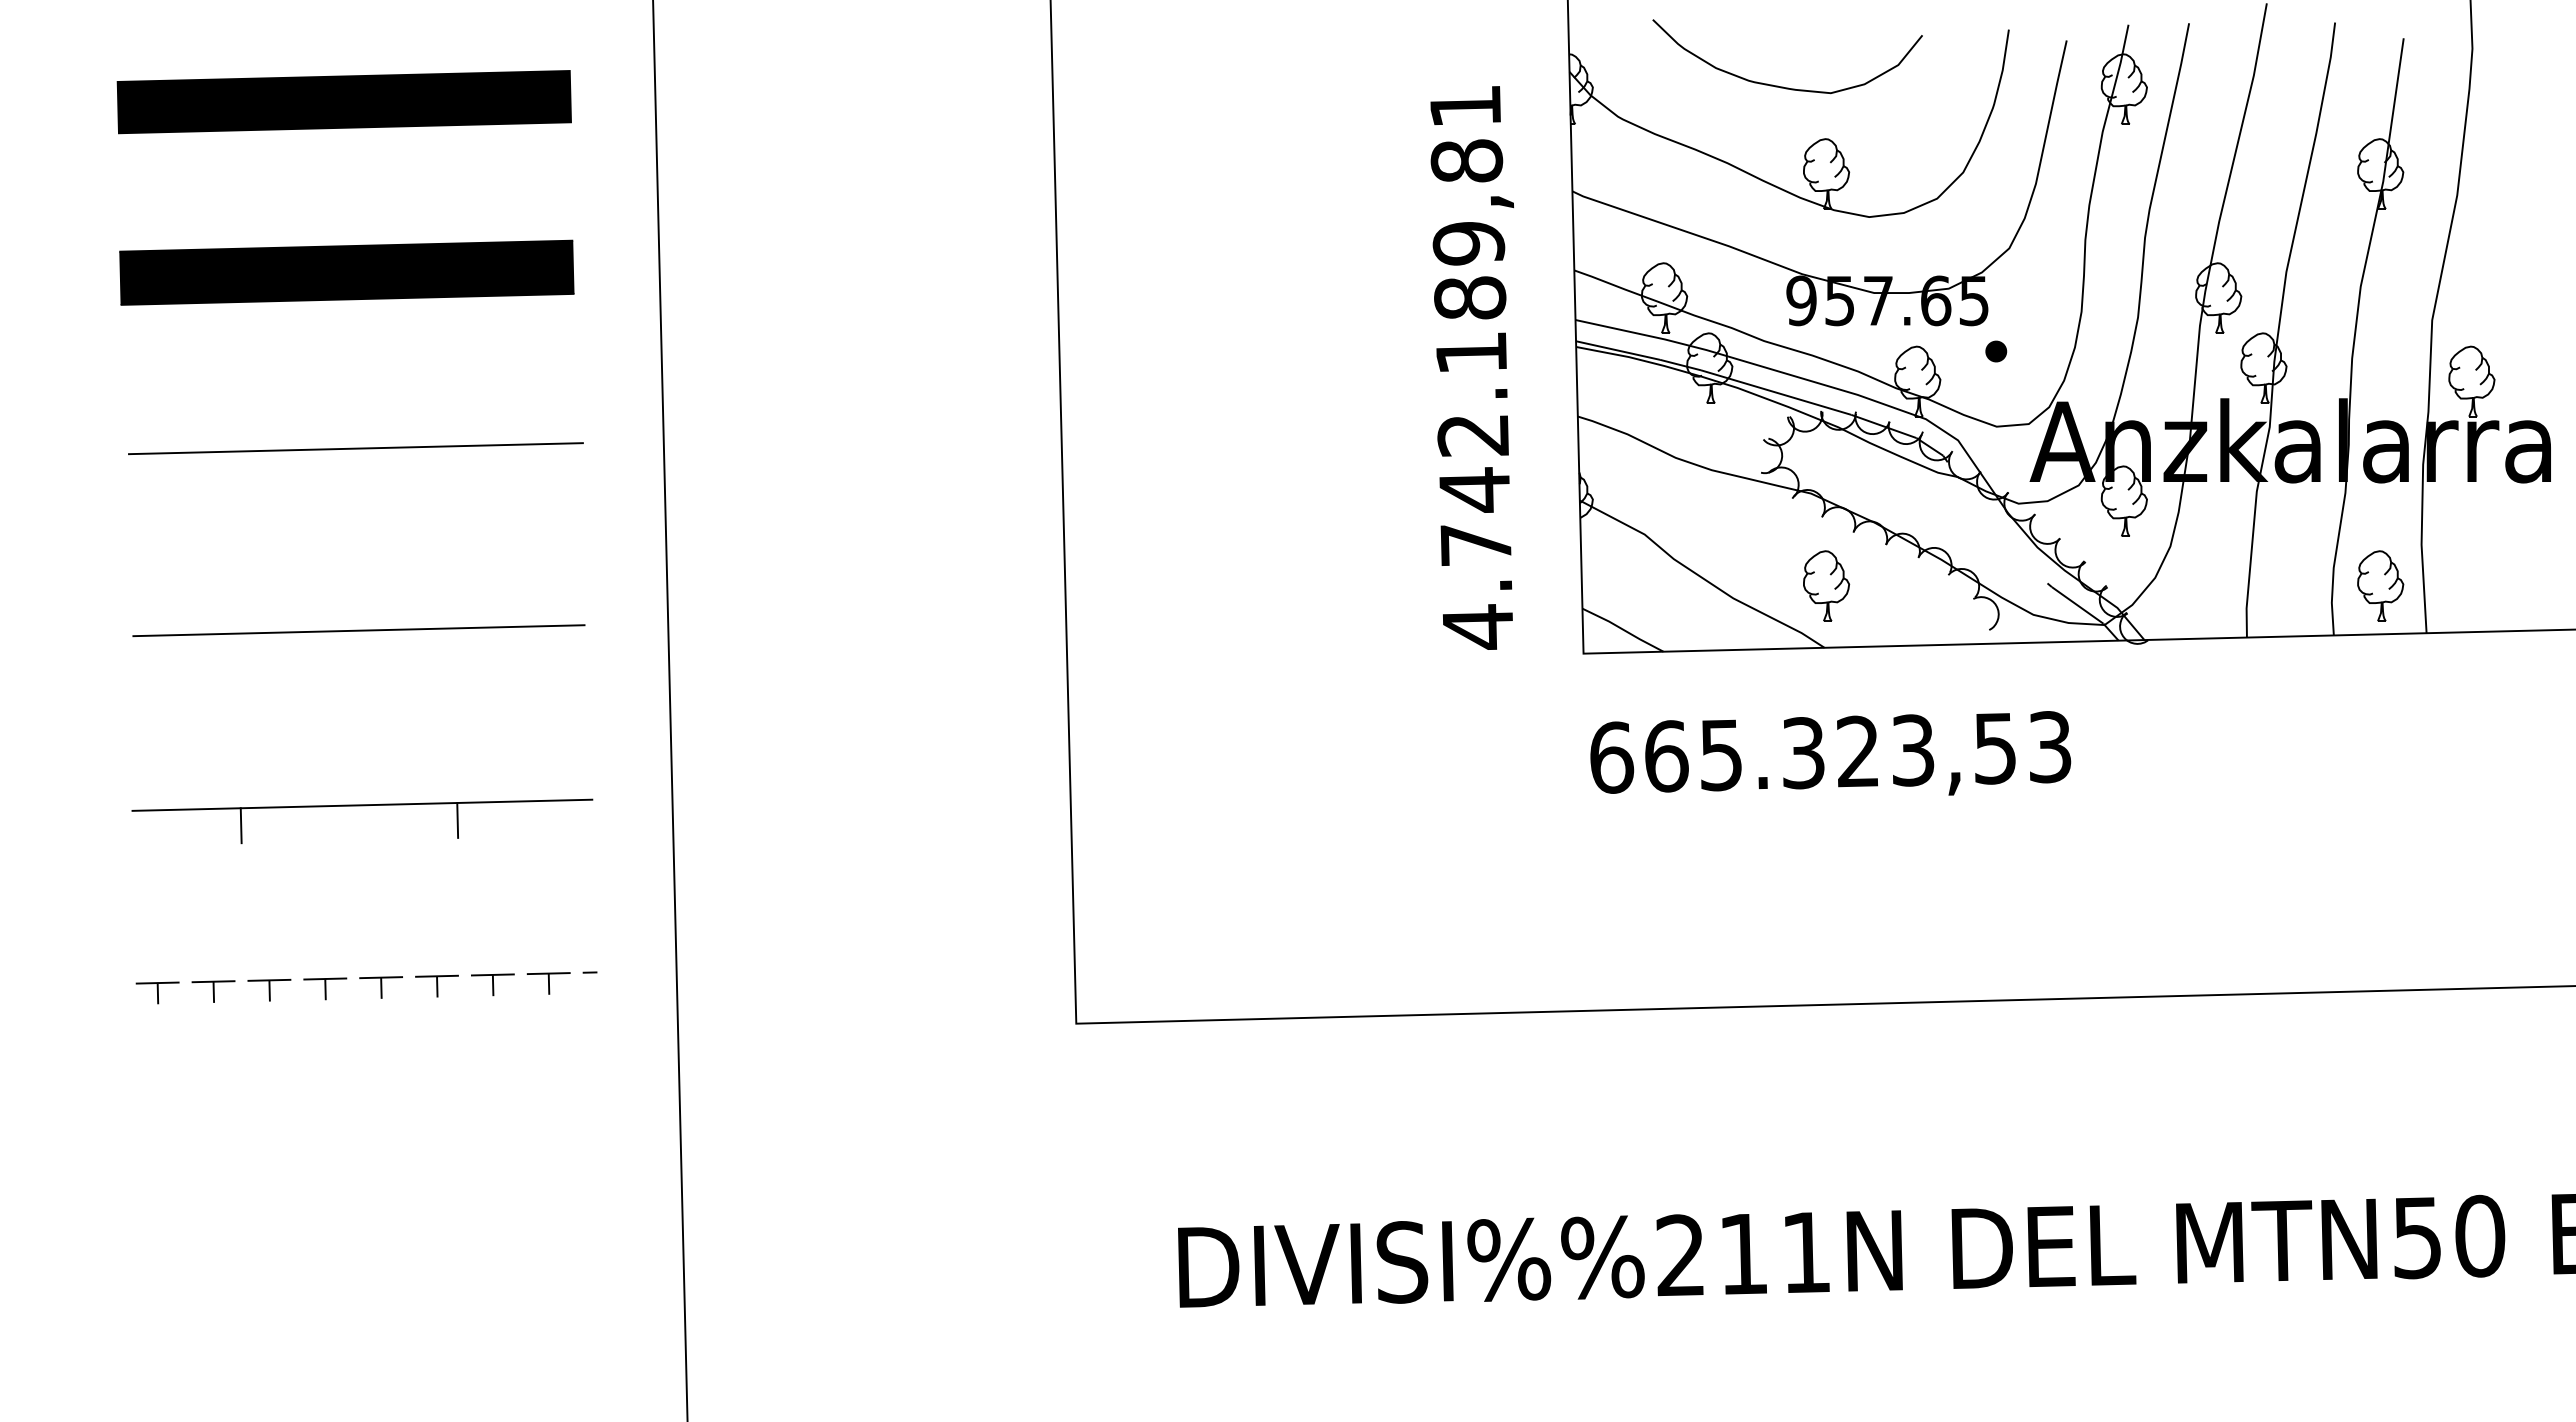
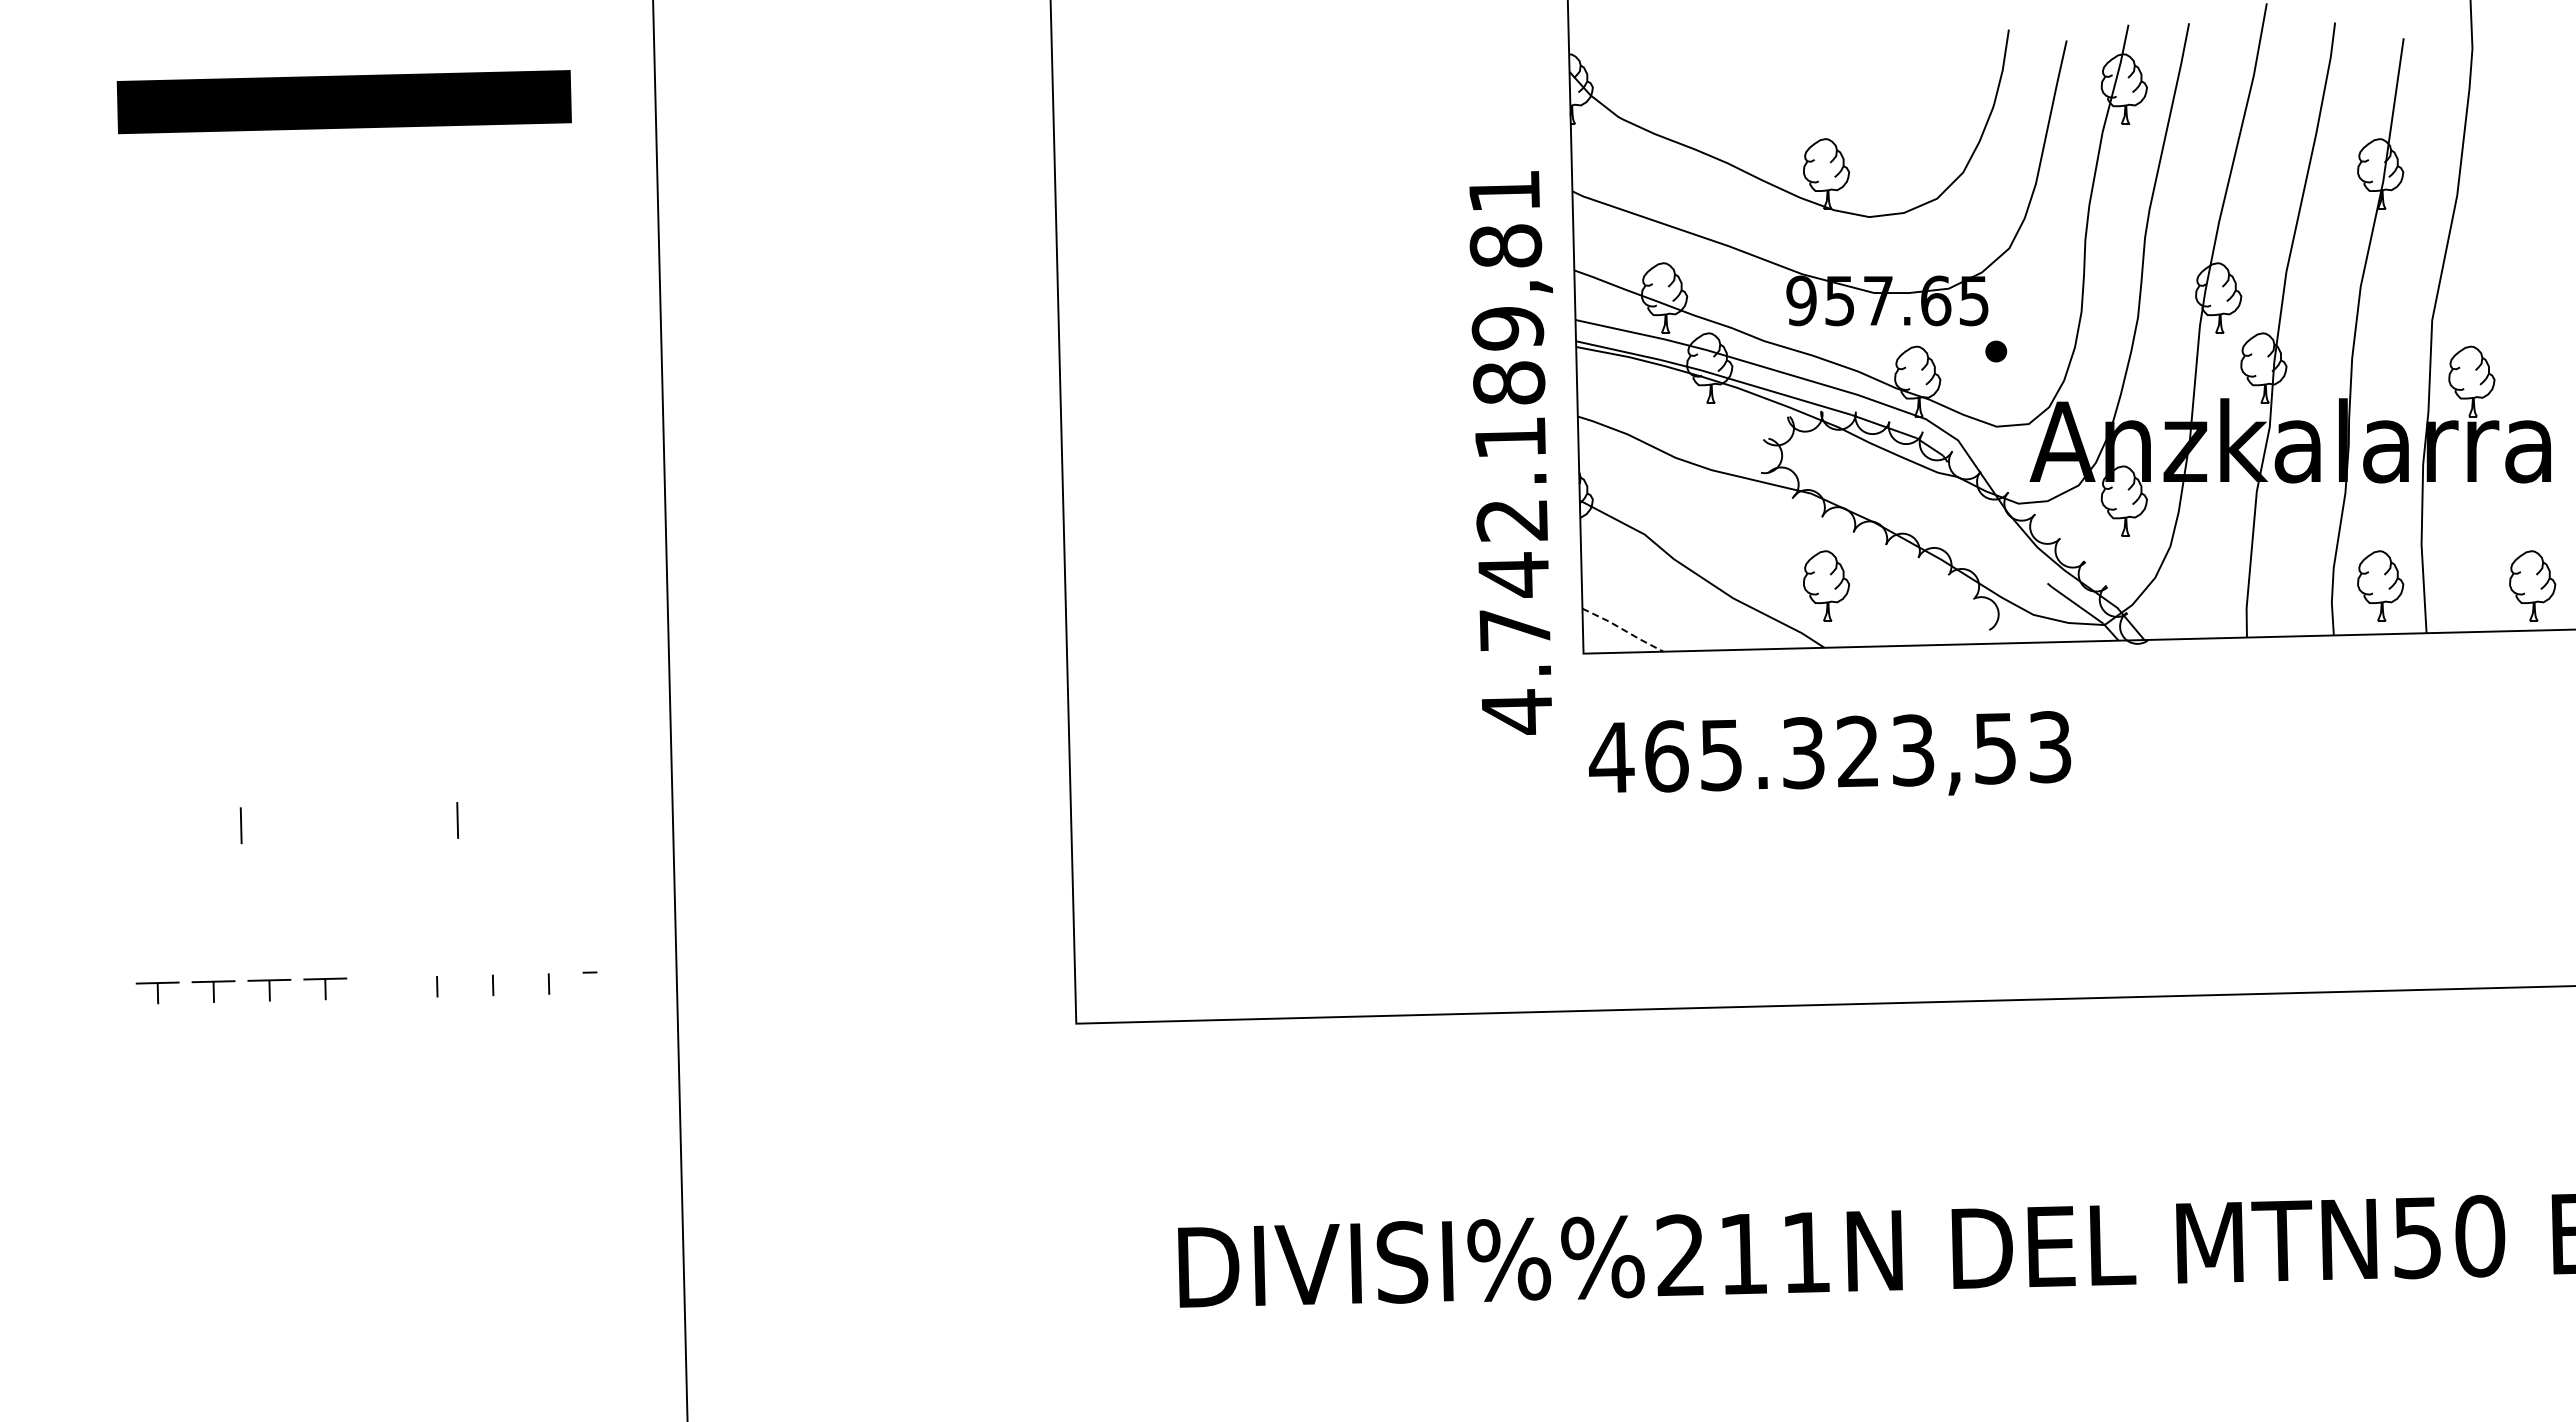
curve: present -> none (1783, 86)
part: present -> none (346, 272)
text position: (1471, 367) -> (1510, 452) (1510, 452)
line: present -> none (355, 448)
part: none -> present (2532, 585)
line: solid -> dashed (1623, 629)
line: present -> none (358, 630)
text: 665.323,53 -> 465.323,53 (1611, 757)
line: present -> none (362, 804)
line: present -> none (548, 973)
line: present -> none (492, 974)
line: present -> none (436, 975)
part: present -> none (380, 987)
